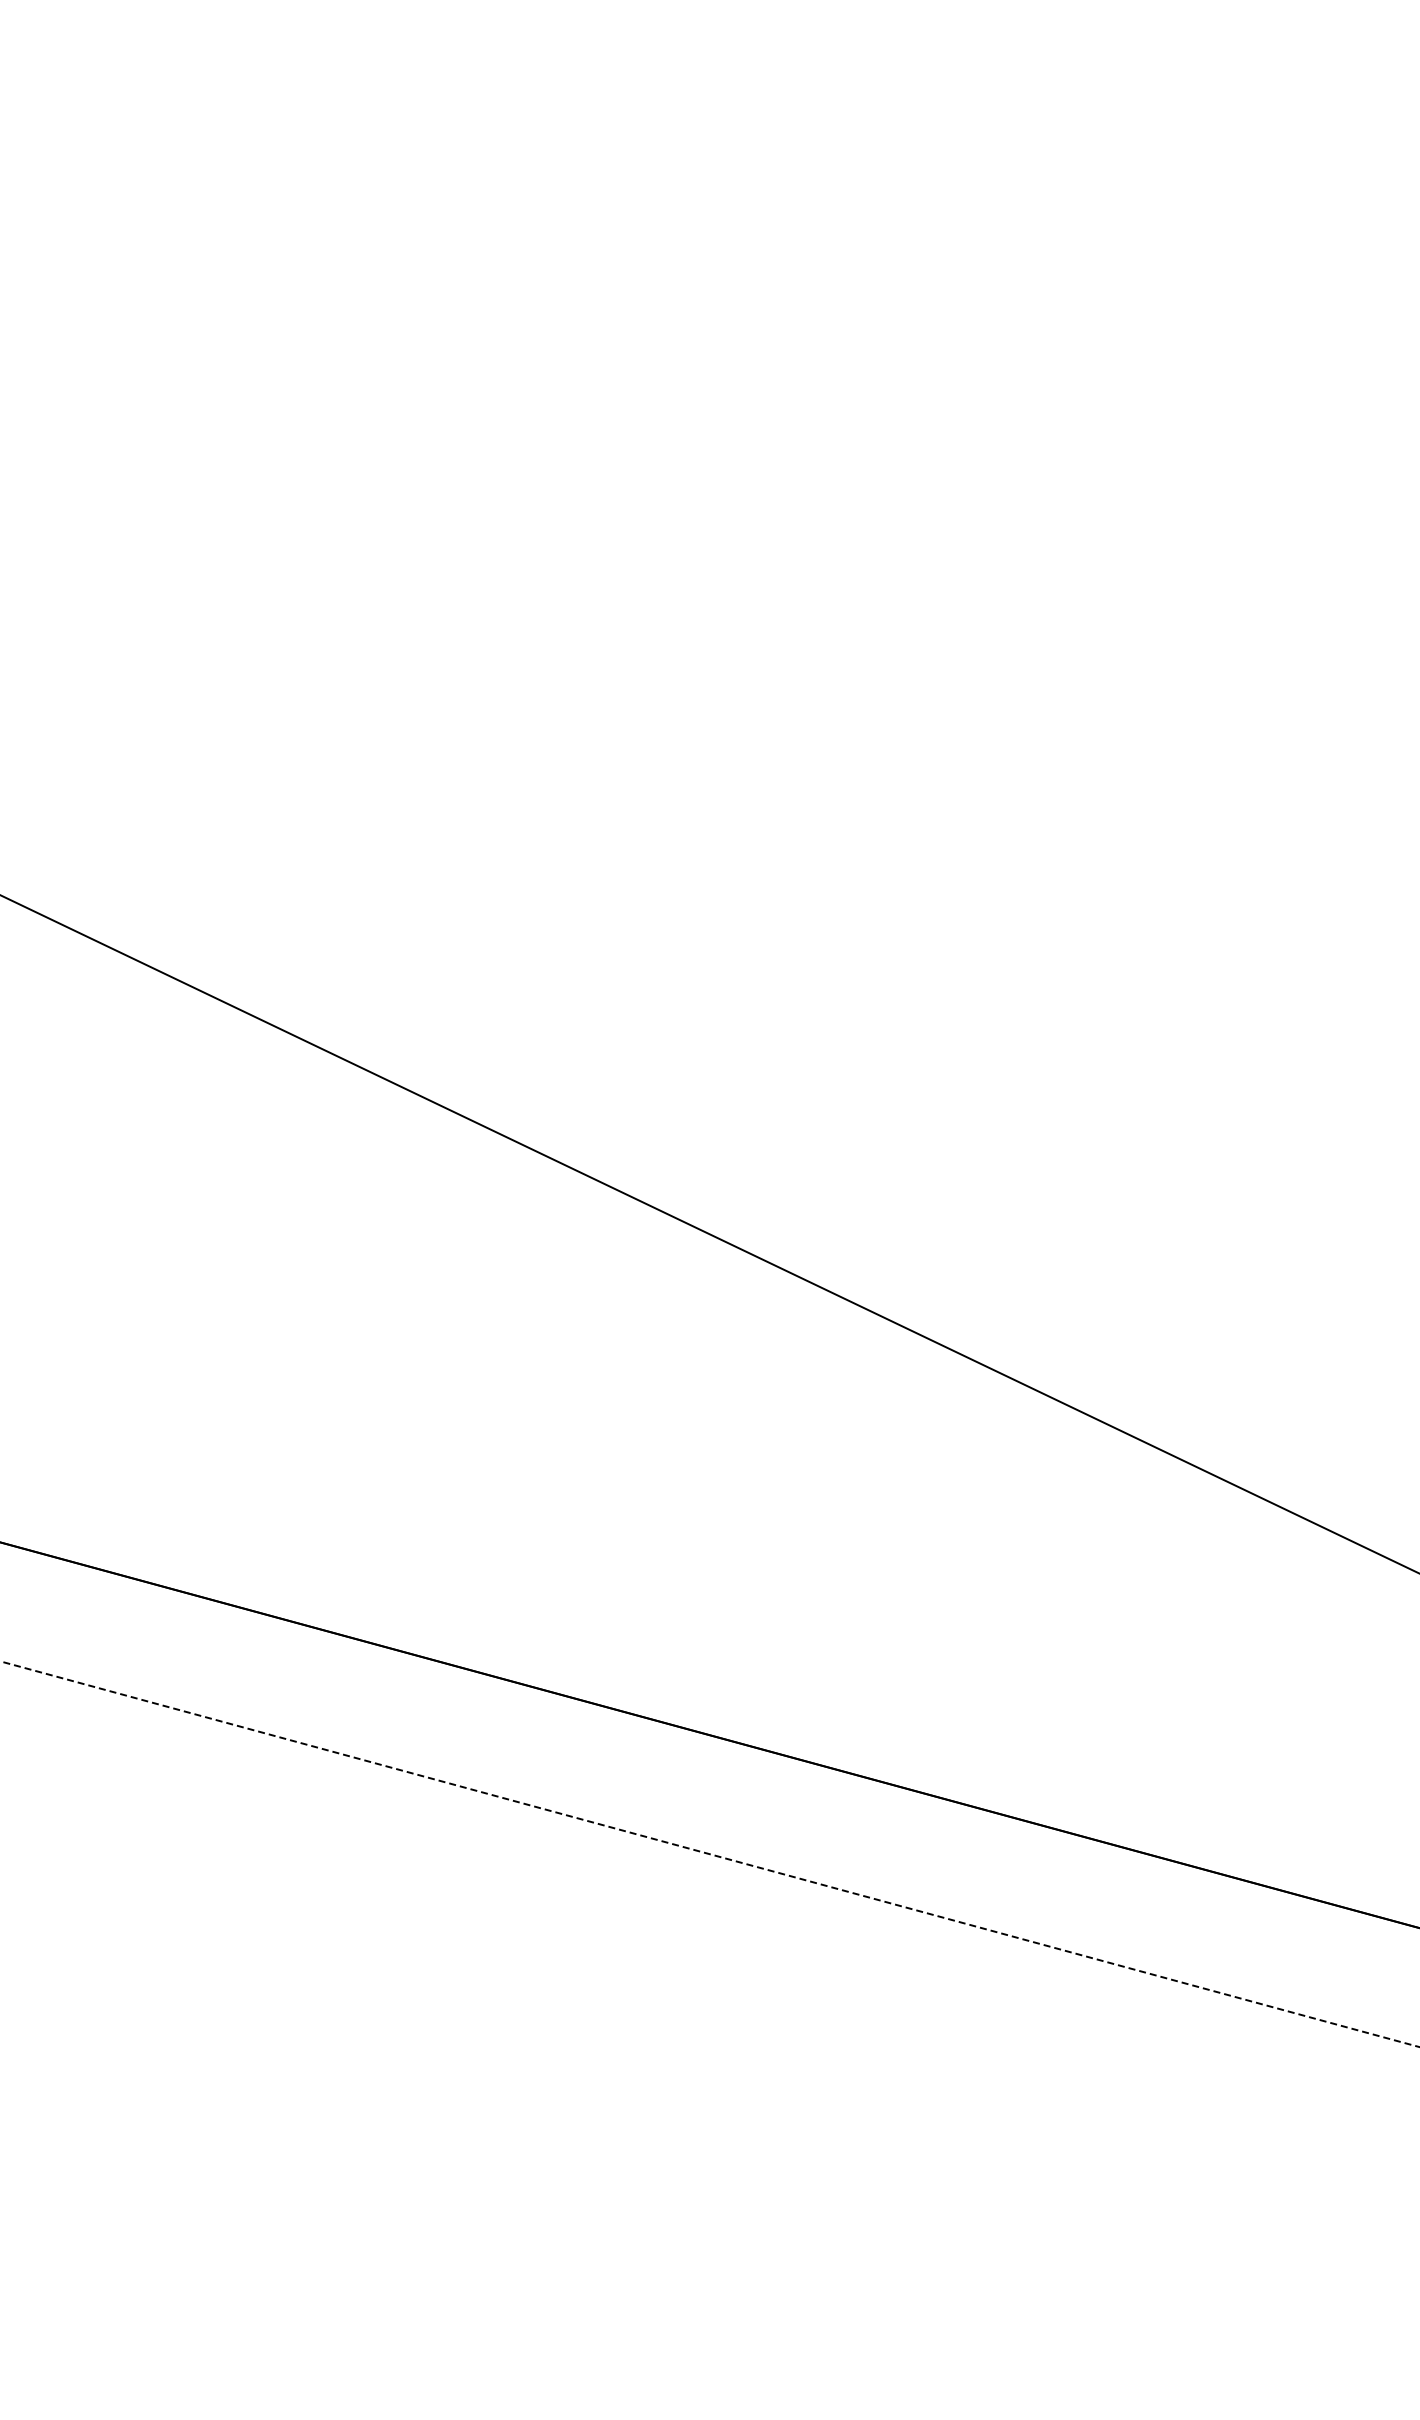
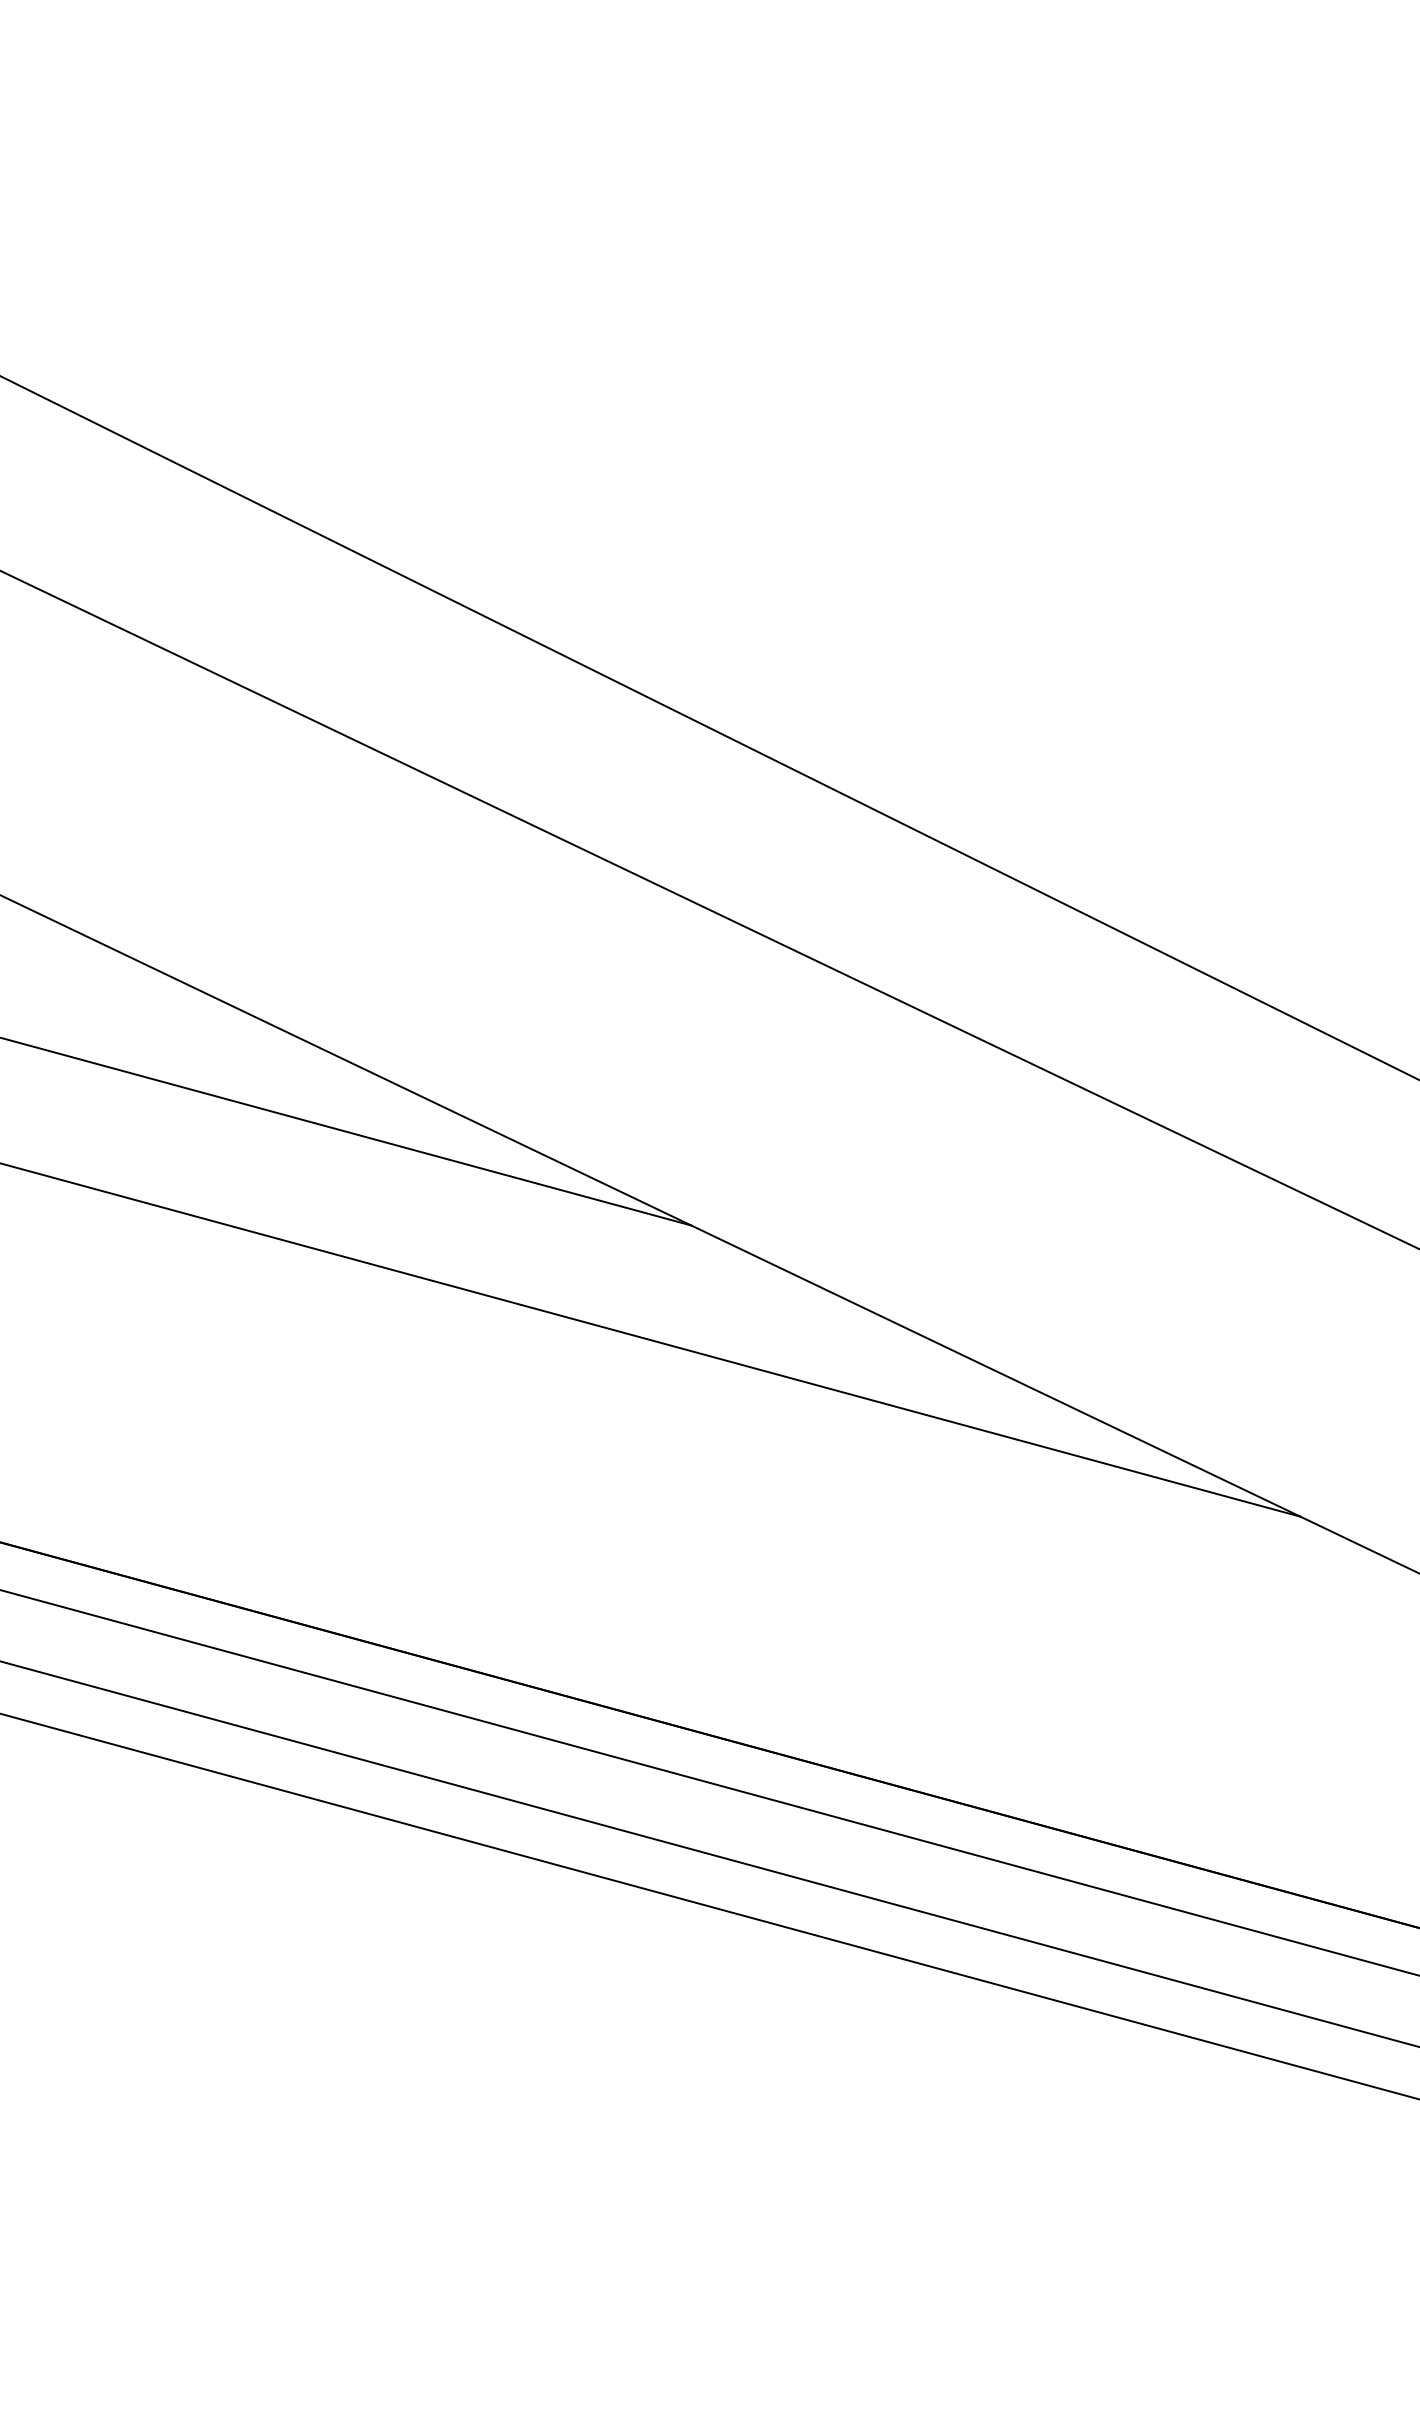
line: none -> present (709, 727)
line: none -> present (709, 909)
line: none -> present (346, 1131)
line: none -> present (651, 1339)
line: none -> present (709, 1782)
line: dashed -> solid (709, 1854)
line: none -> present (709, 1906)
